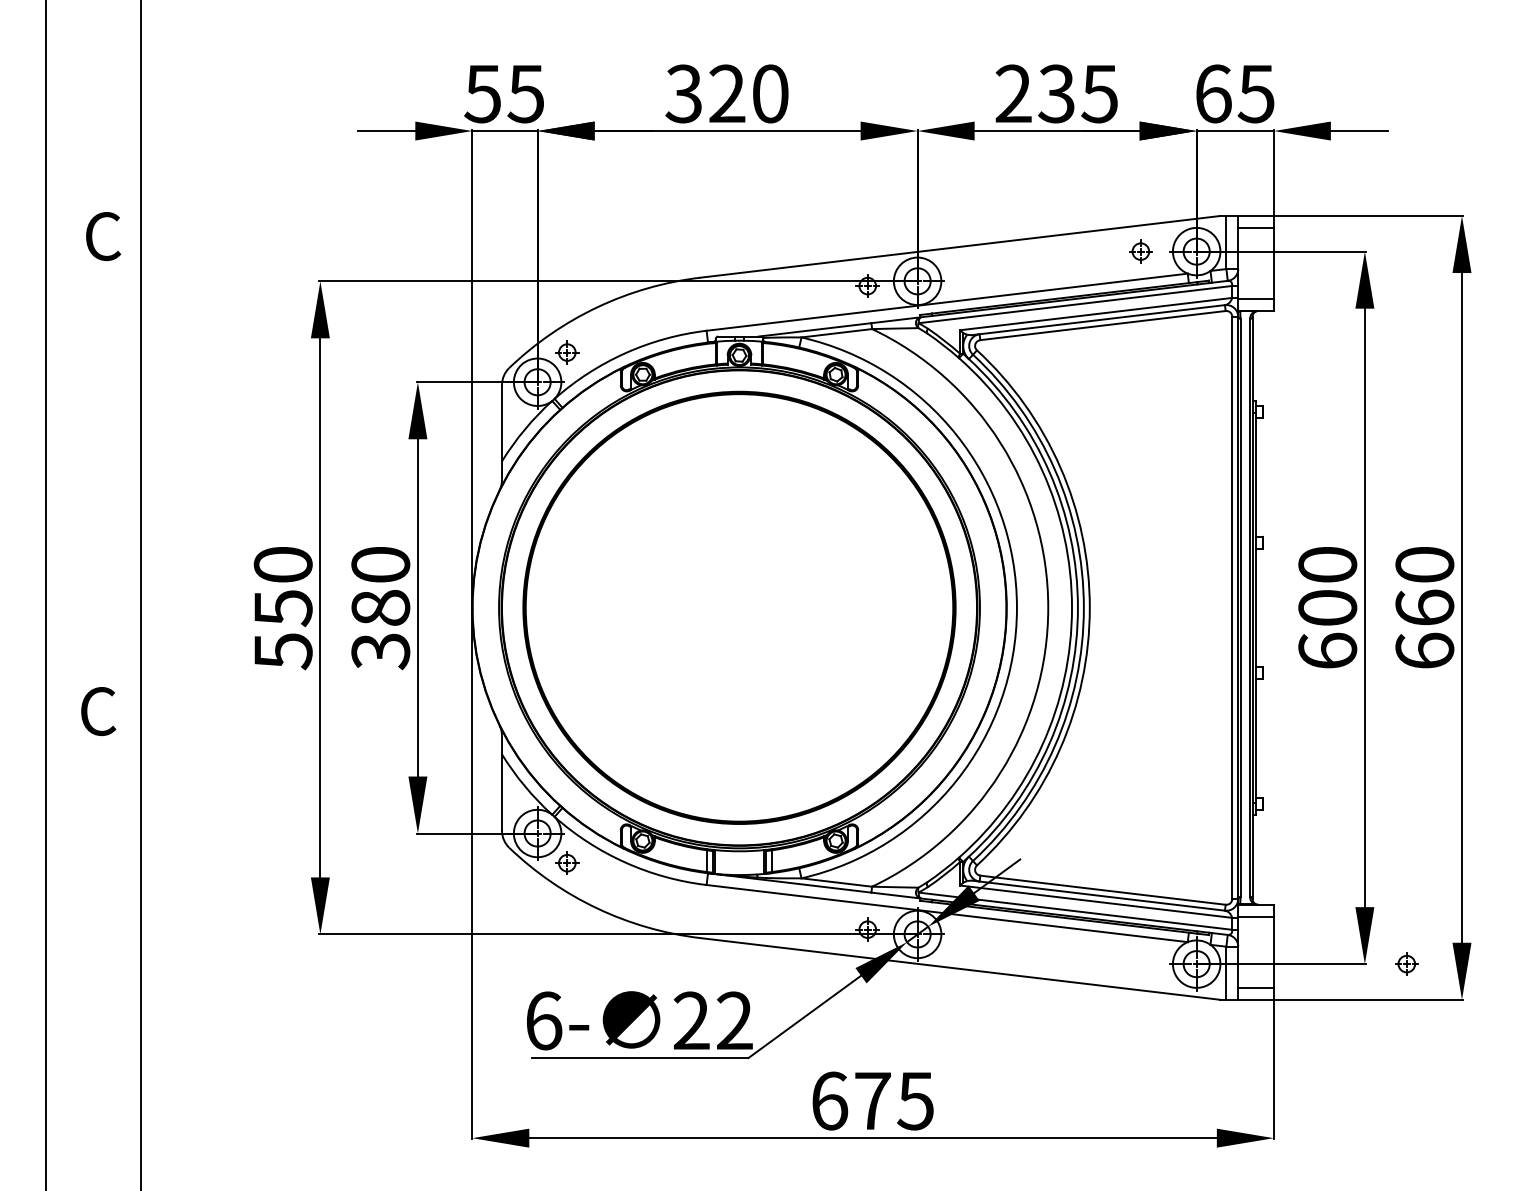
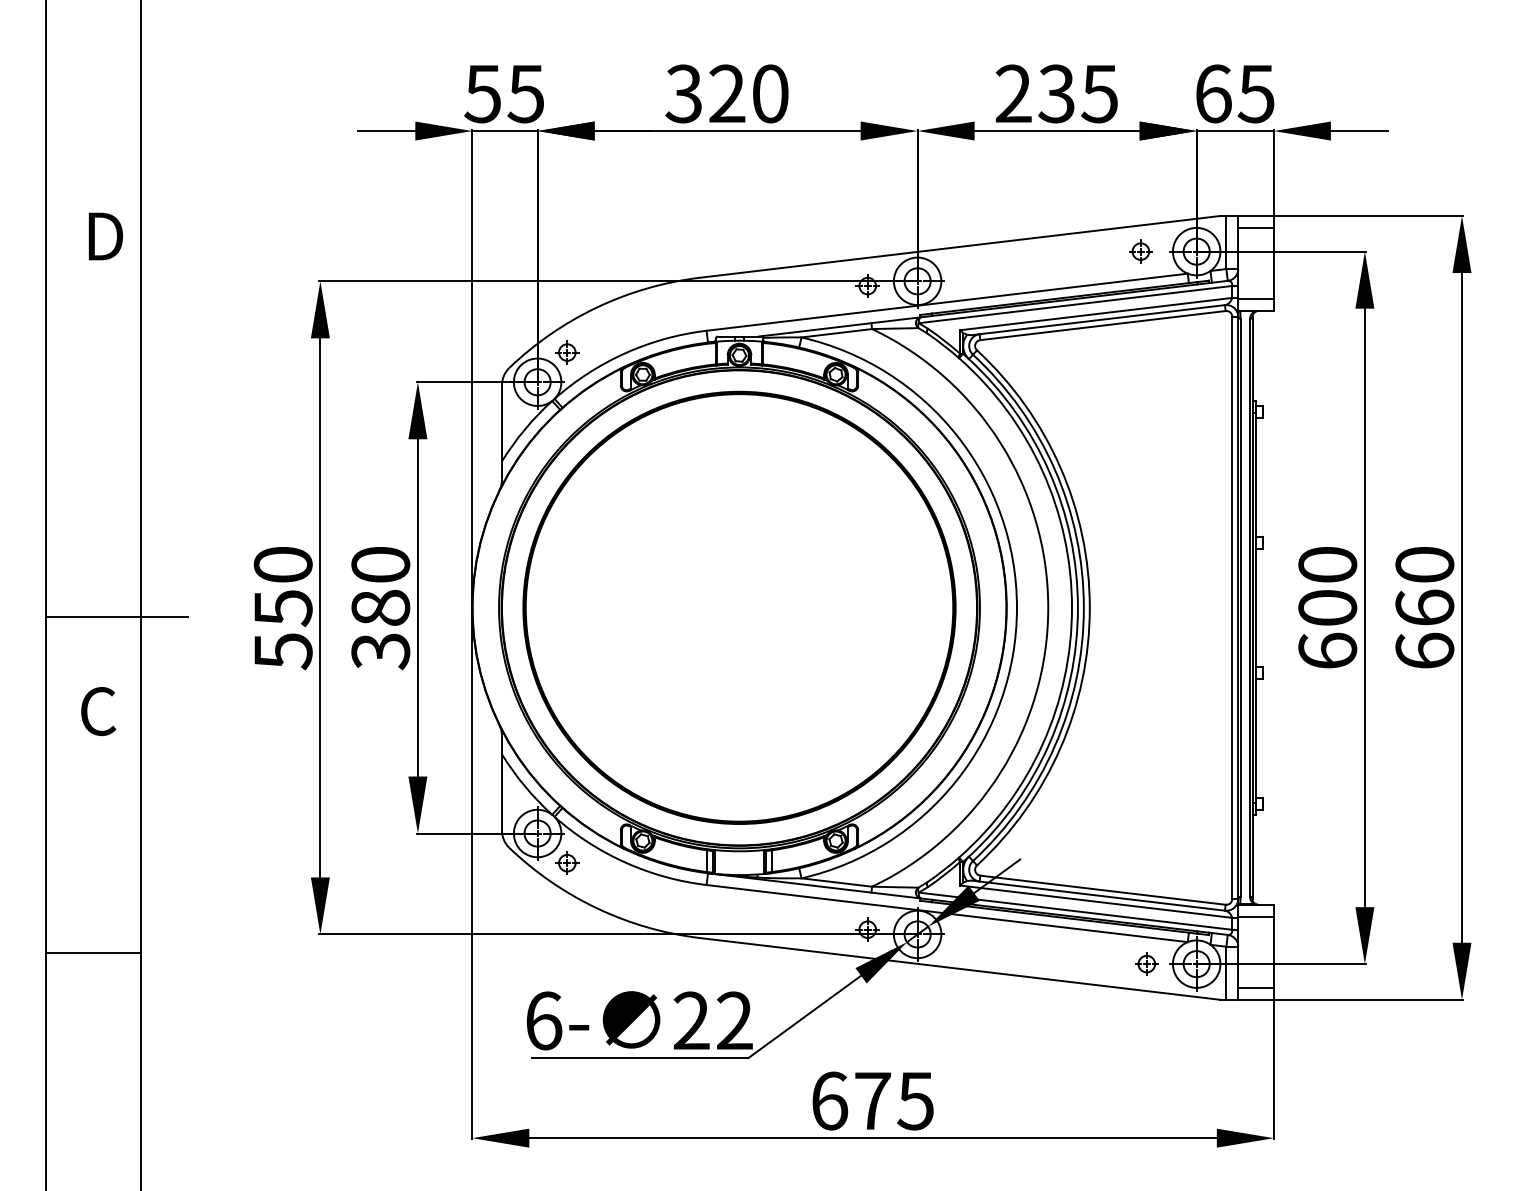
text: C -> D (104, 236)
line: none -> present (116, 617)
line: none -> present (92, 952)
part position: (1406, 963) -> (1146, 963) (1146, 963)
